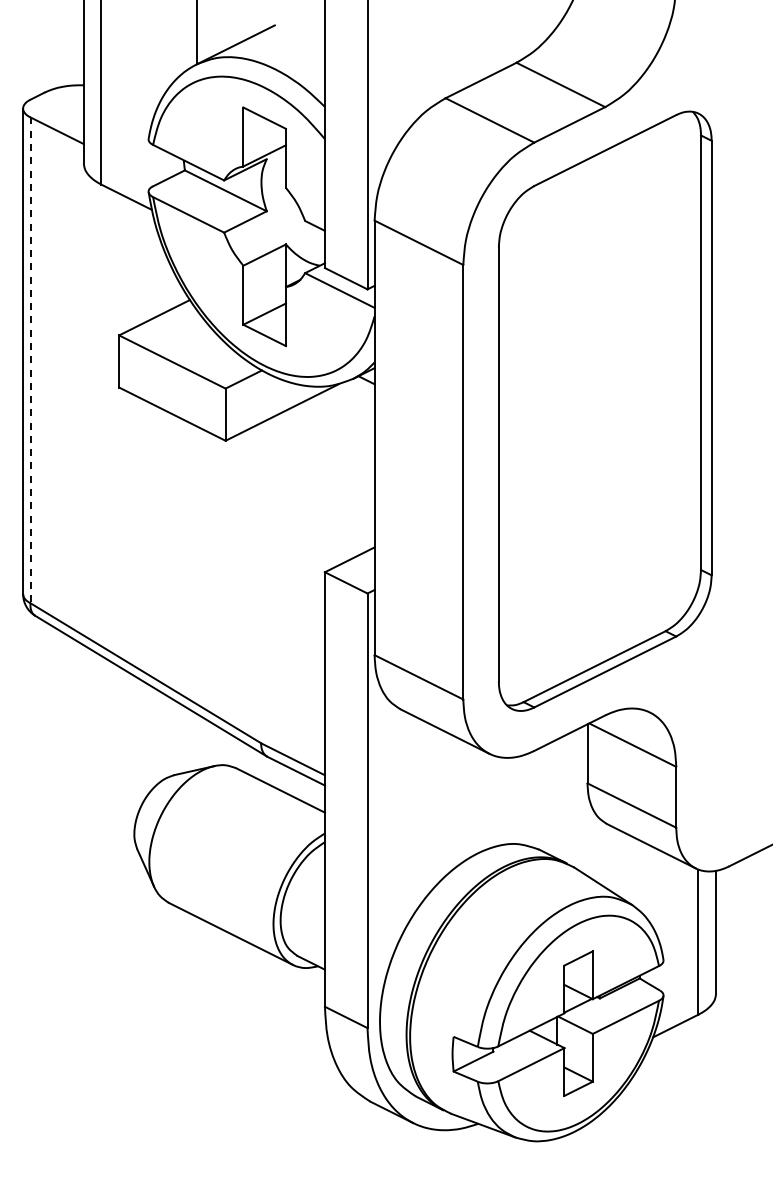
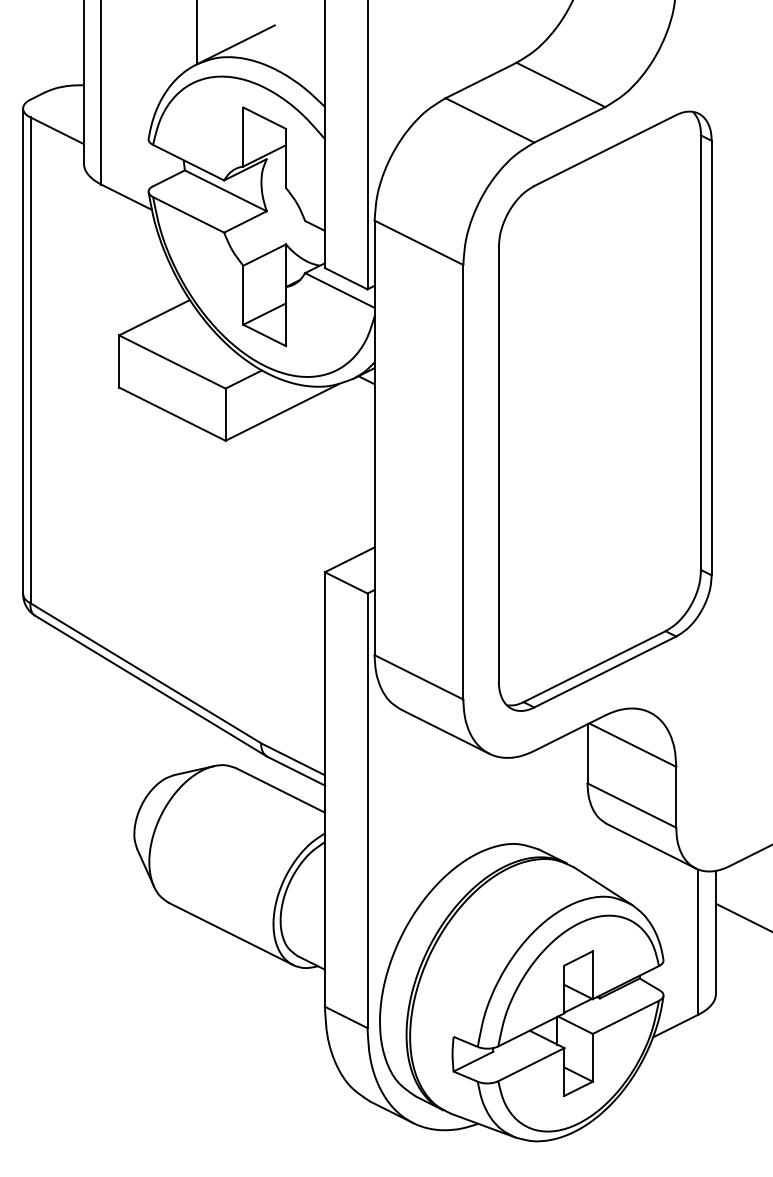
line: dashed -> solid (30, 360)
line: none -> present (742, 916)
